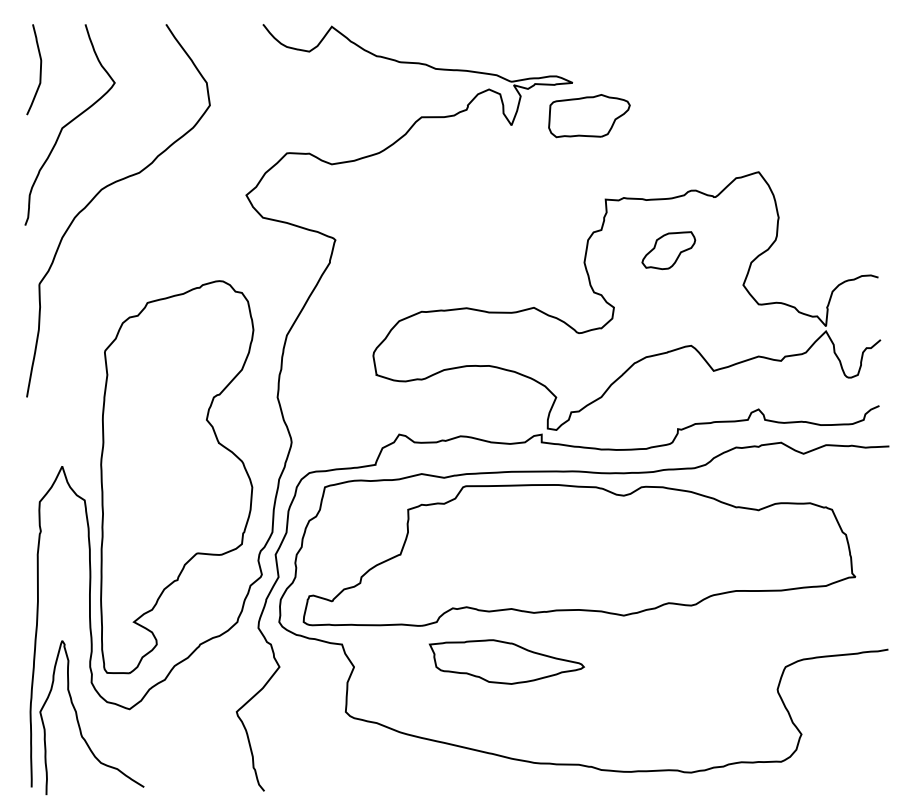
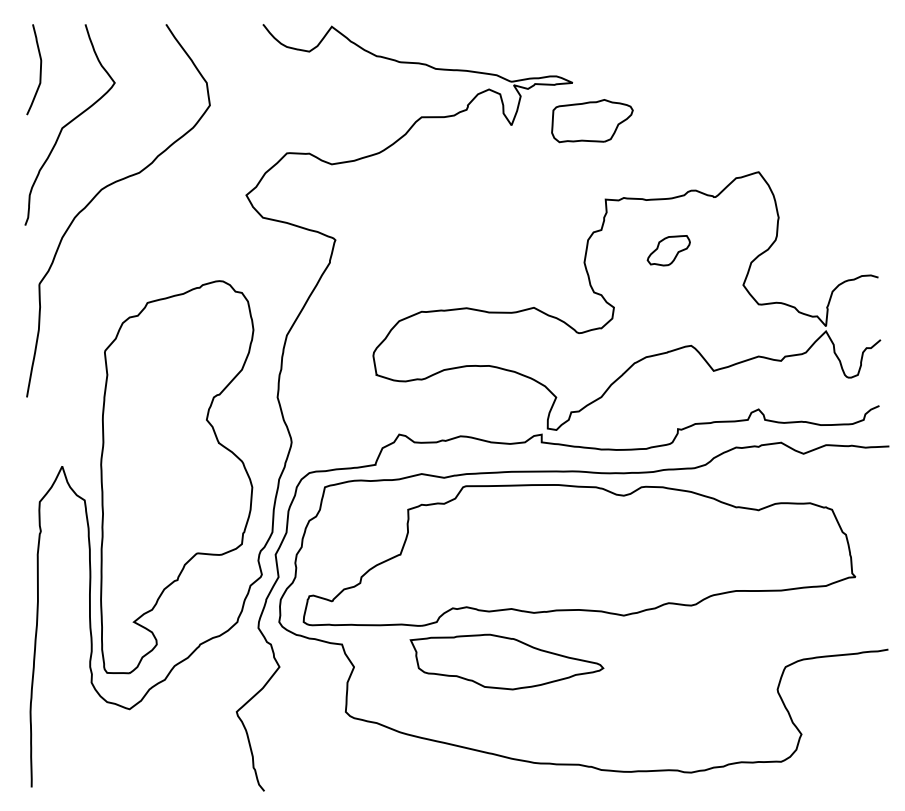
part position: (589, 116) -> (592, 121) (592, 121)
part size: 56x40 px -> 45x32 px (668, 250)
part size: 157x46 px -> 196x58 px (506, 661)
curve: present -> none (79, 722)
